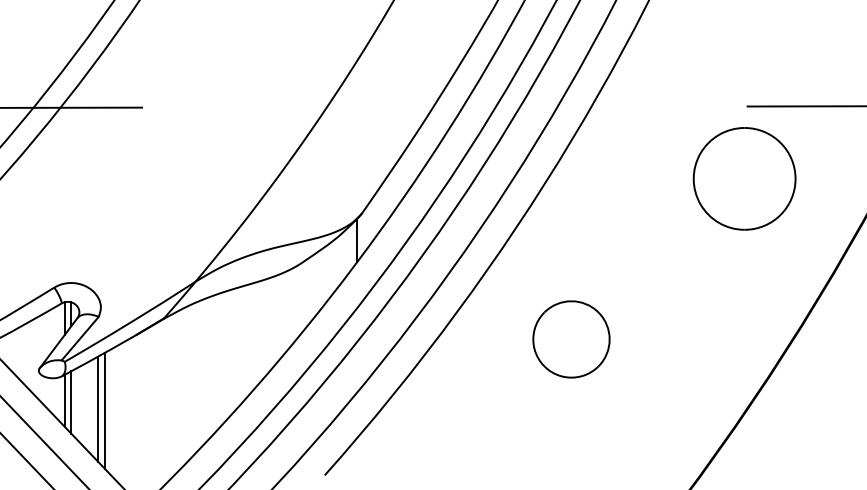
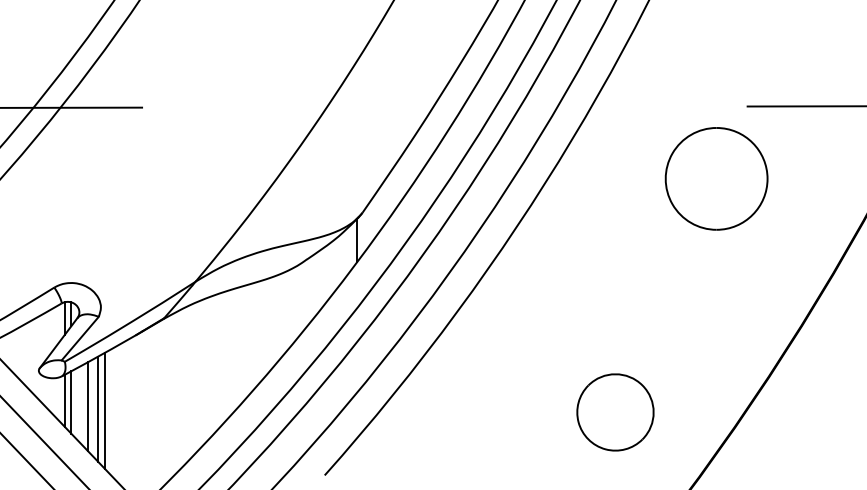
part position: (744, 178) -> (716, 178) (716, 178)
part position: (571, 339) -> (615, 412) (615, 412)
line: none -> present (87, 406)
